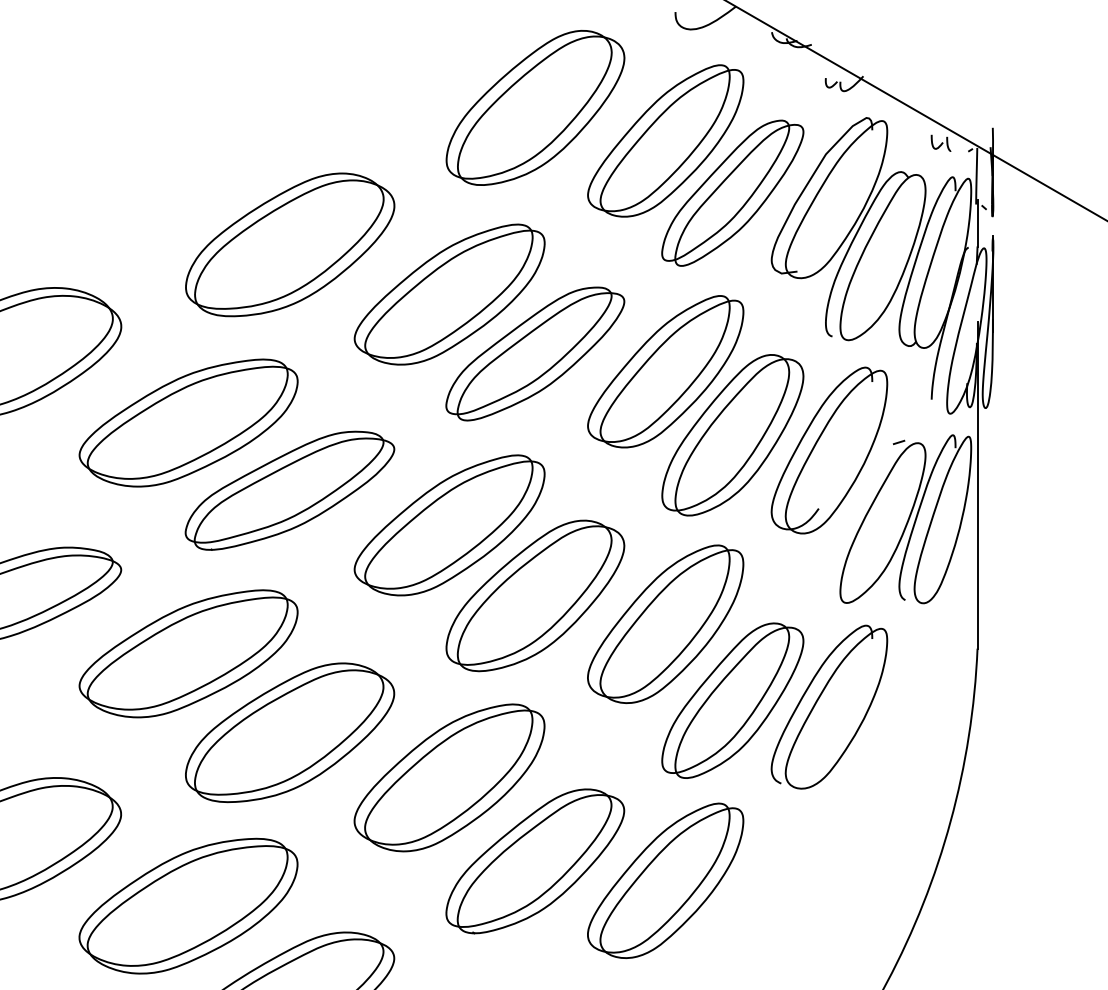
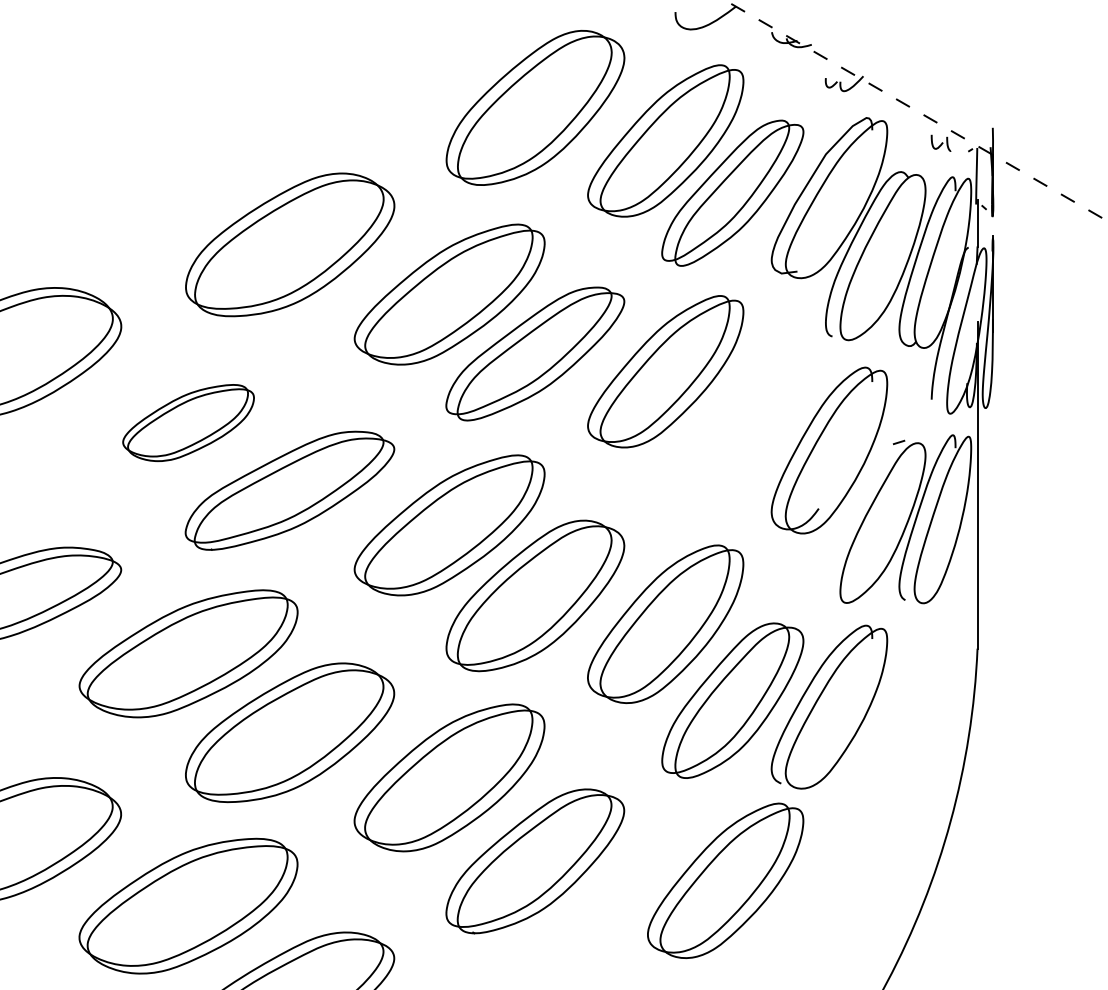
line: solid -> dashed (916, 110)
part size: 221x130 px -> 133x79 px (188, 423)
part: present -> none (732, 435)
part position: (665, 880) -> (725, 880) (725, 880)
